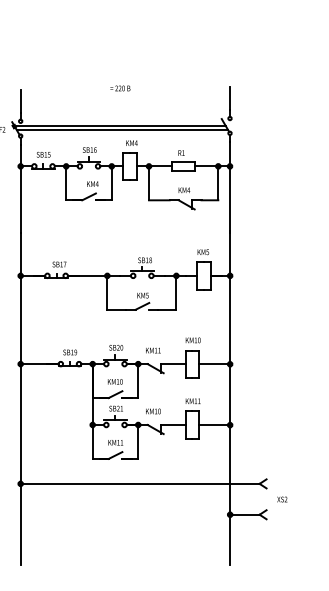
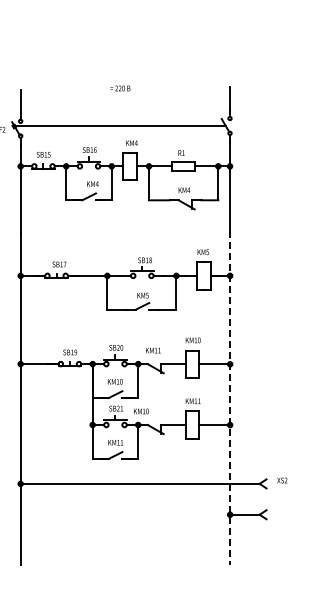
line: present -> none (122, 129)
line: solid -> dashed (230, 398)
text position: (153, 411) -> (141, 411) (141, 411)
text position: (282, 499) -> (282, 480) (282, 480)
